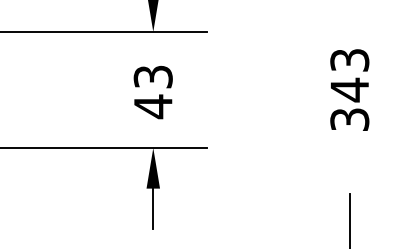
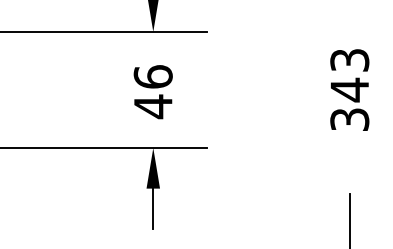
text: 43 -> 46 (152, 76)
